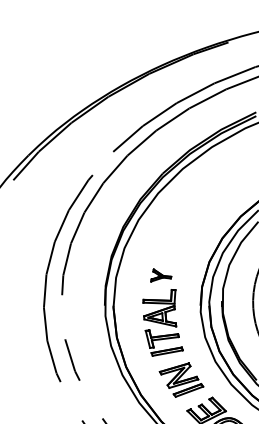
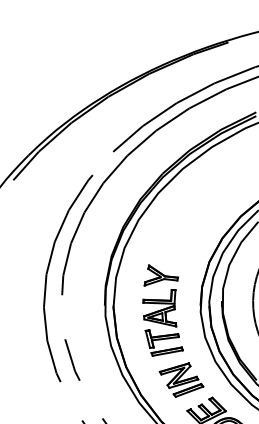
part size: 23x15 px -> 36x23 px (160, 275)
